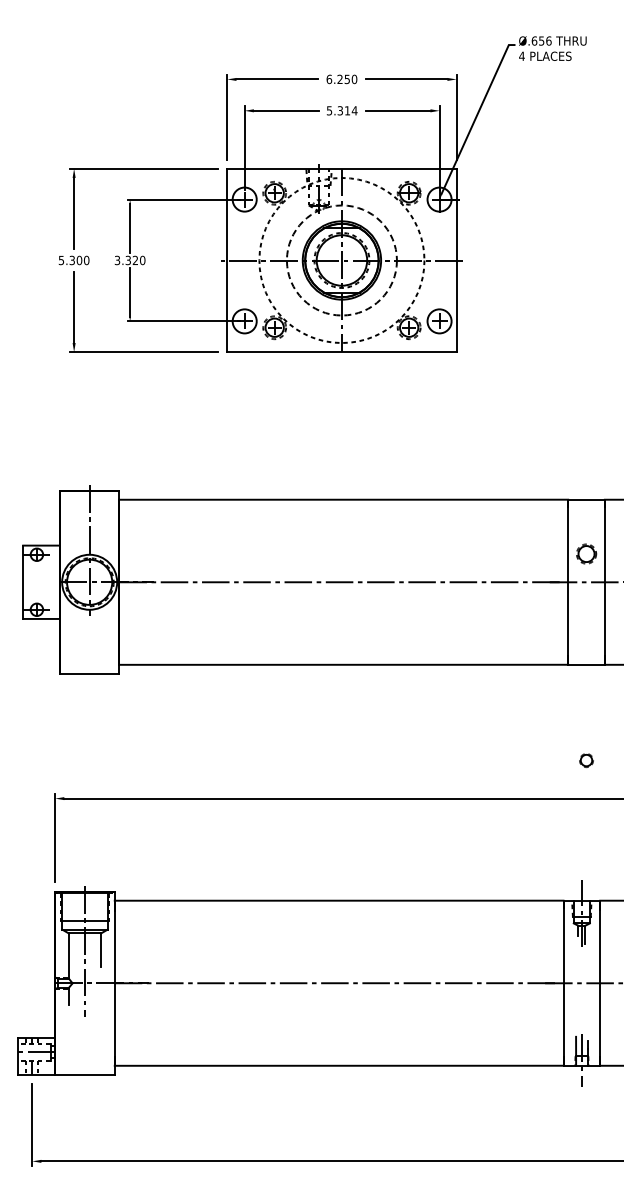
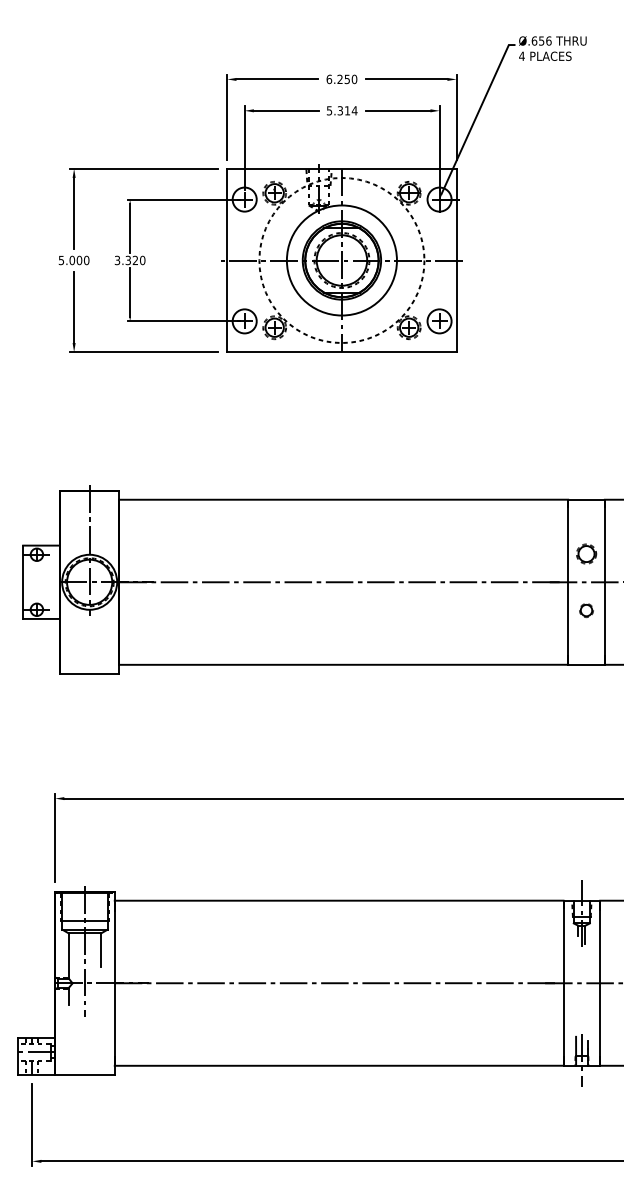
text: 5.300 -> 5.000 (72, 260)
circle: dashed -> solid (341, 260)
circle position: (586, 760) -> (586, 610) (586, 610)
